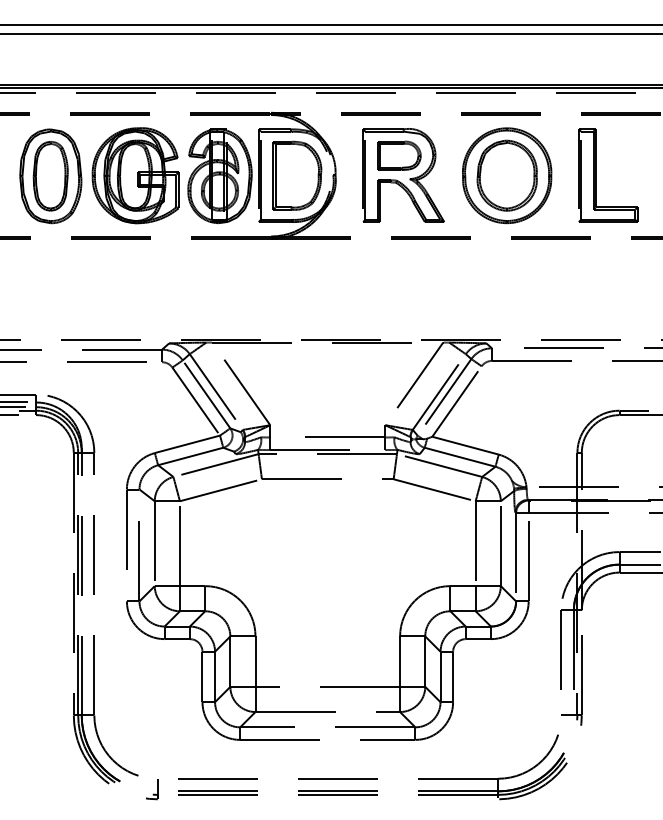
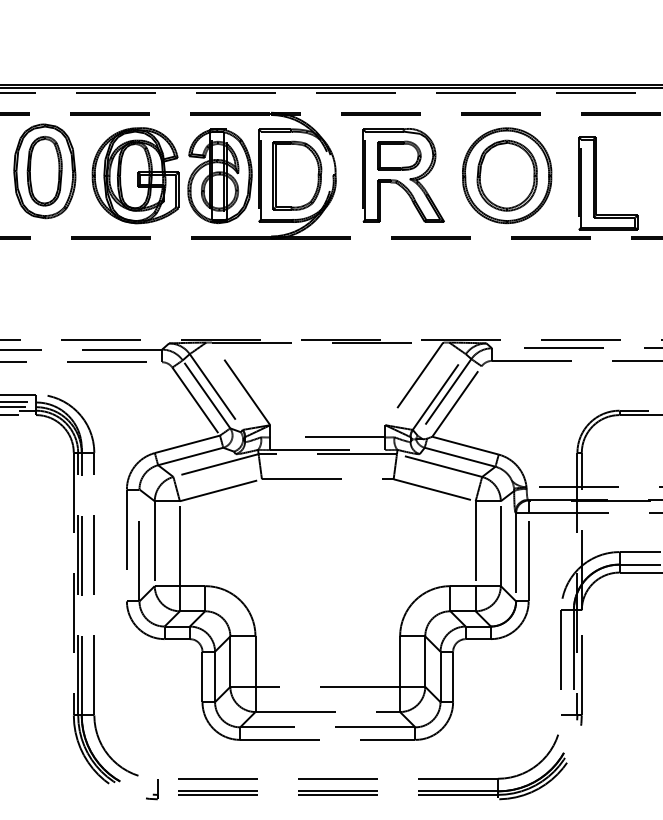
line: present -> none (330, 24)
line: present -> none (330, 34)
part position: (596, 175) -> (596, 183) (596, 183)
part position: (50, 176) -> (44, 171) (44, 171)
